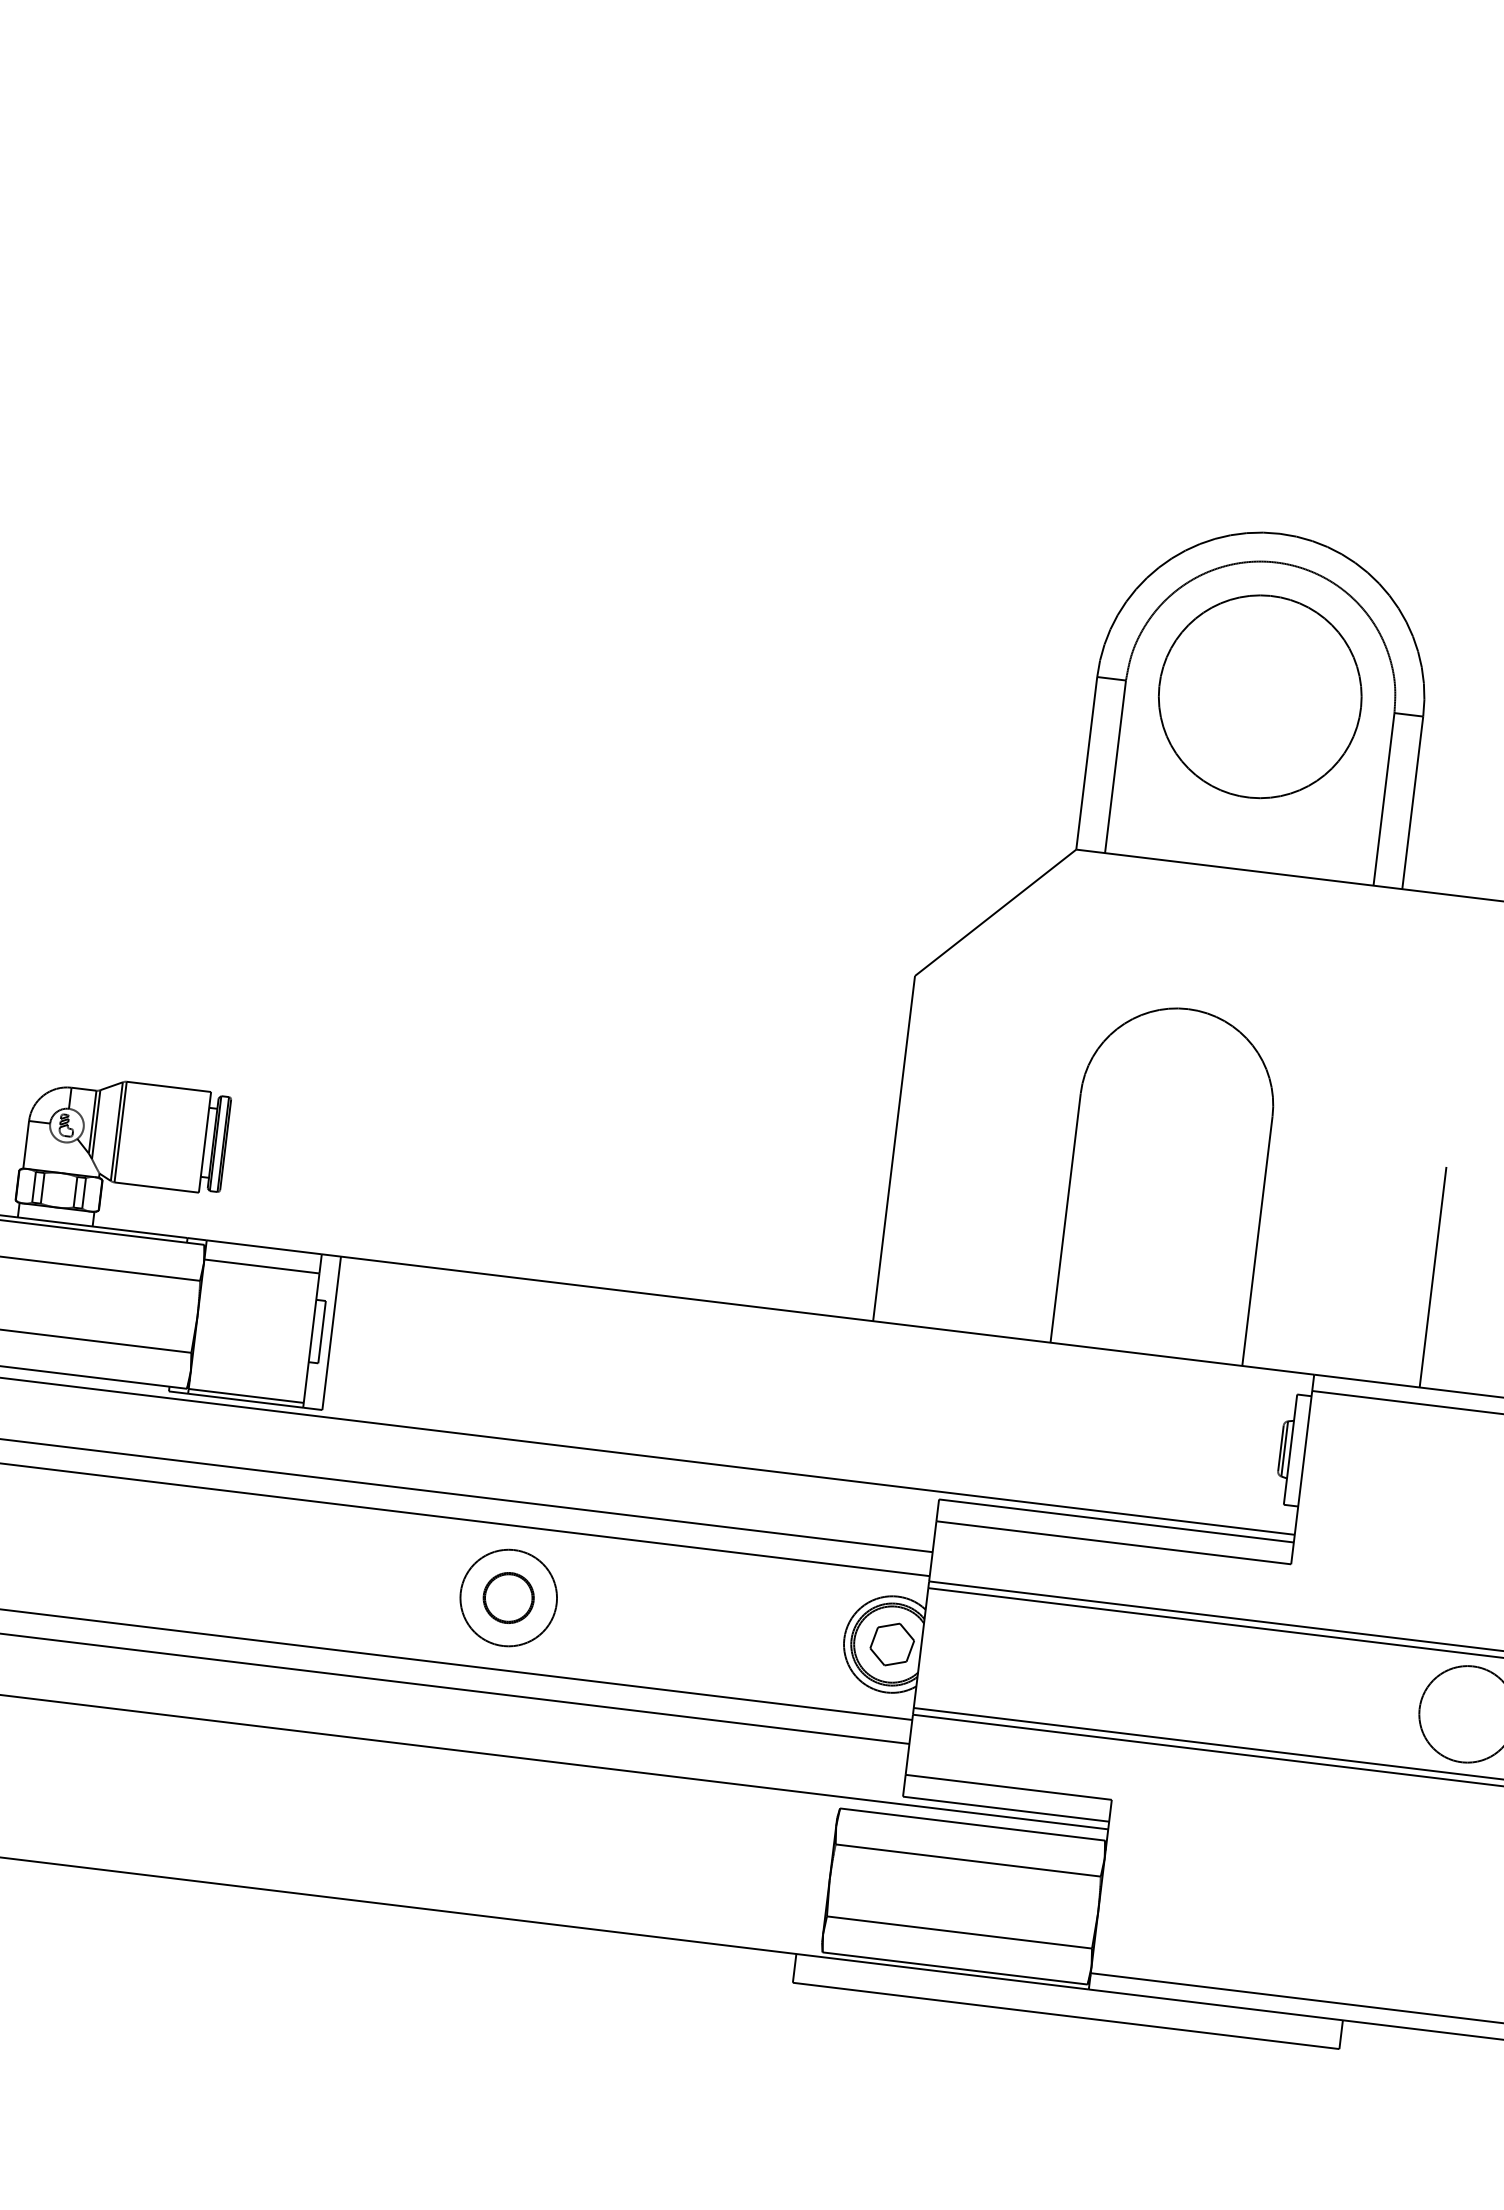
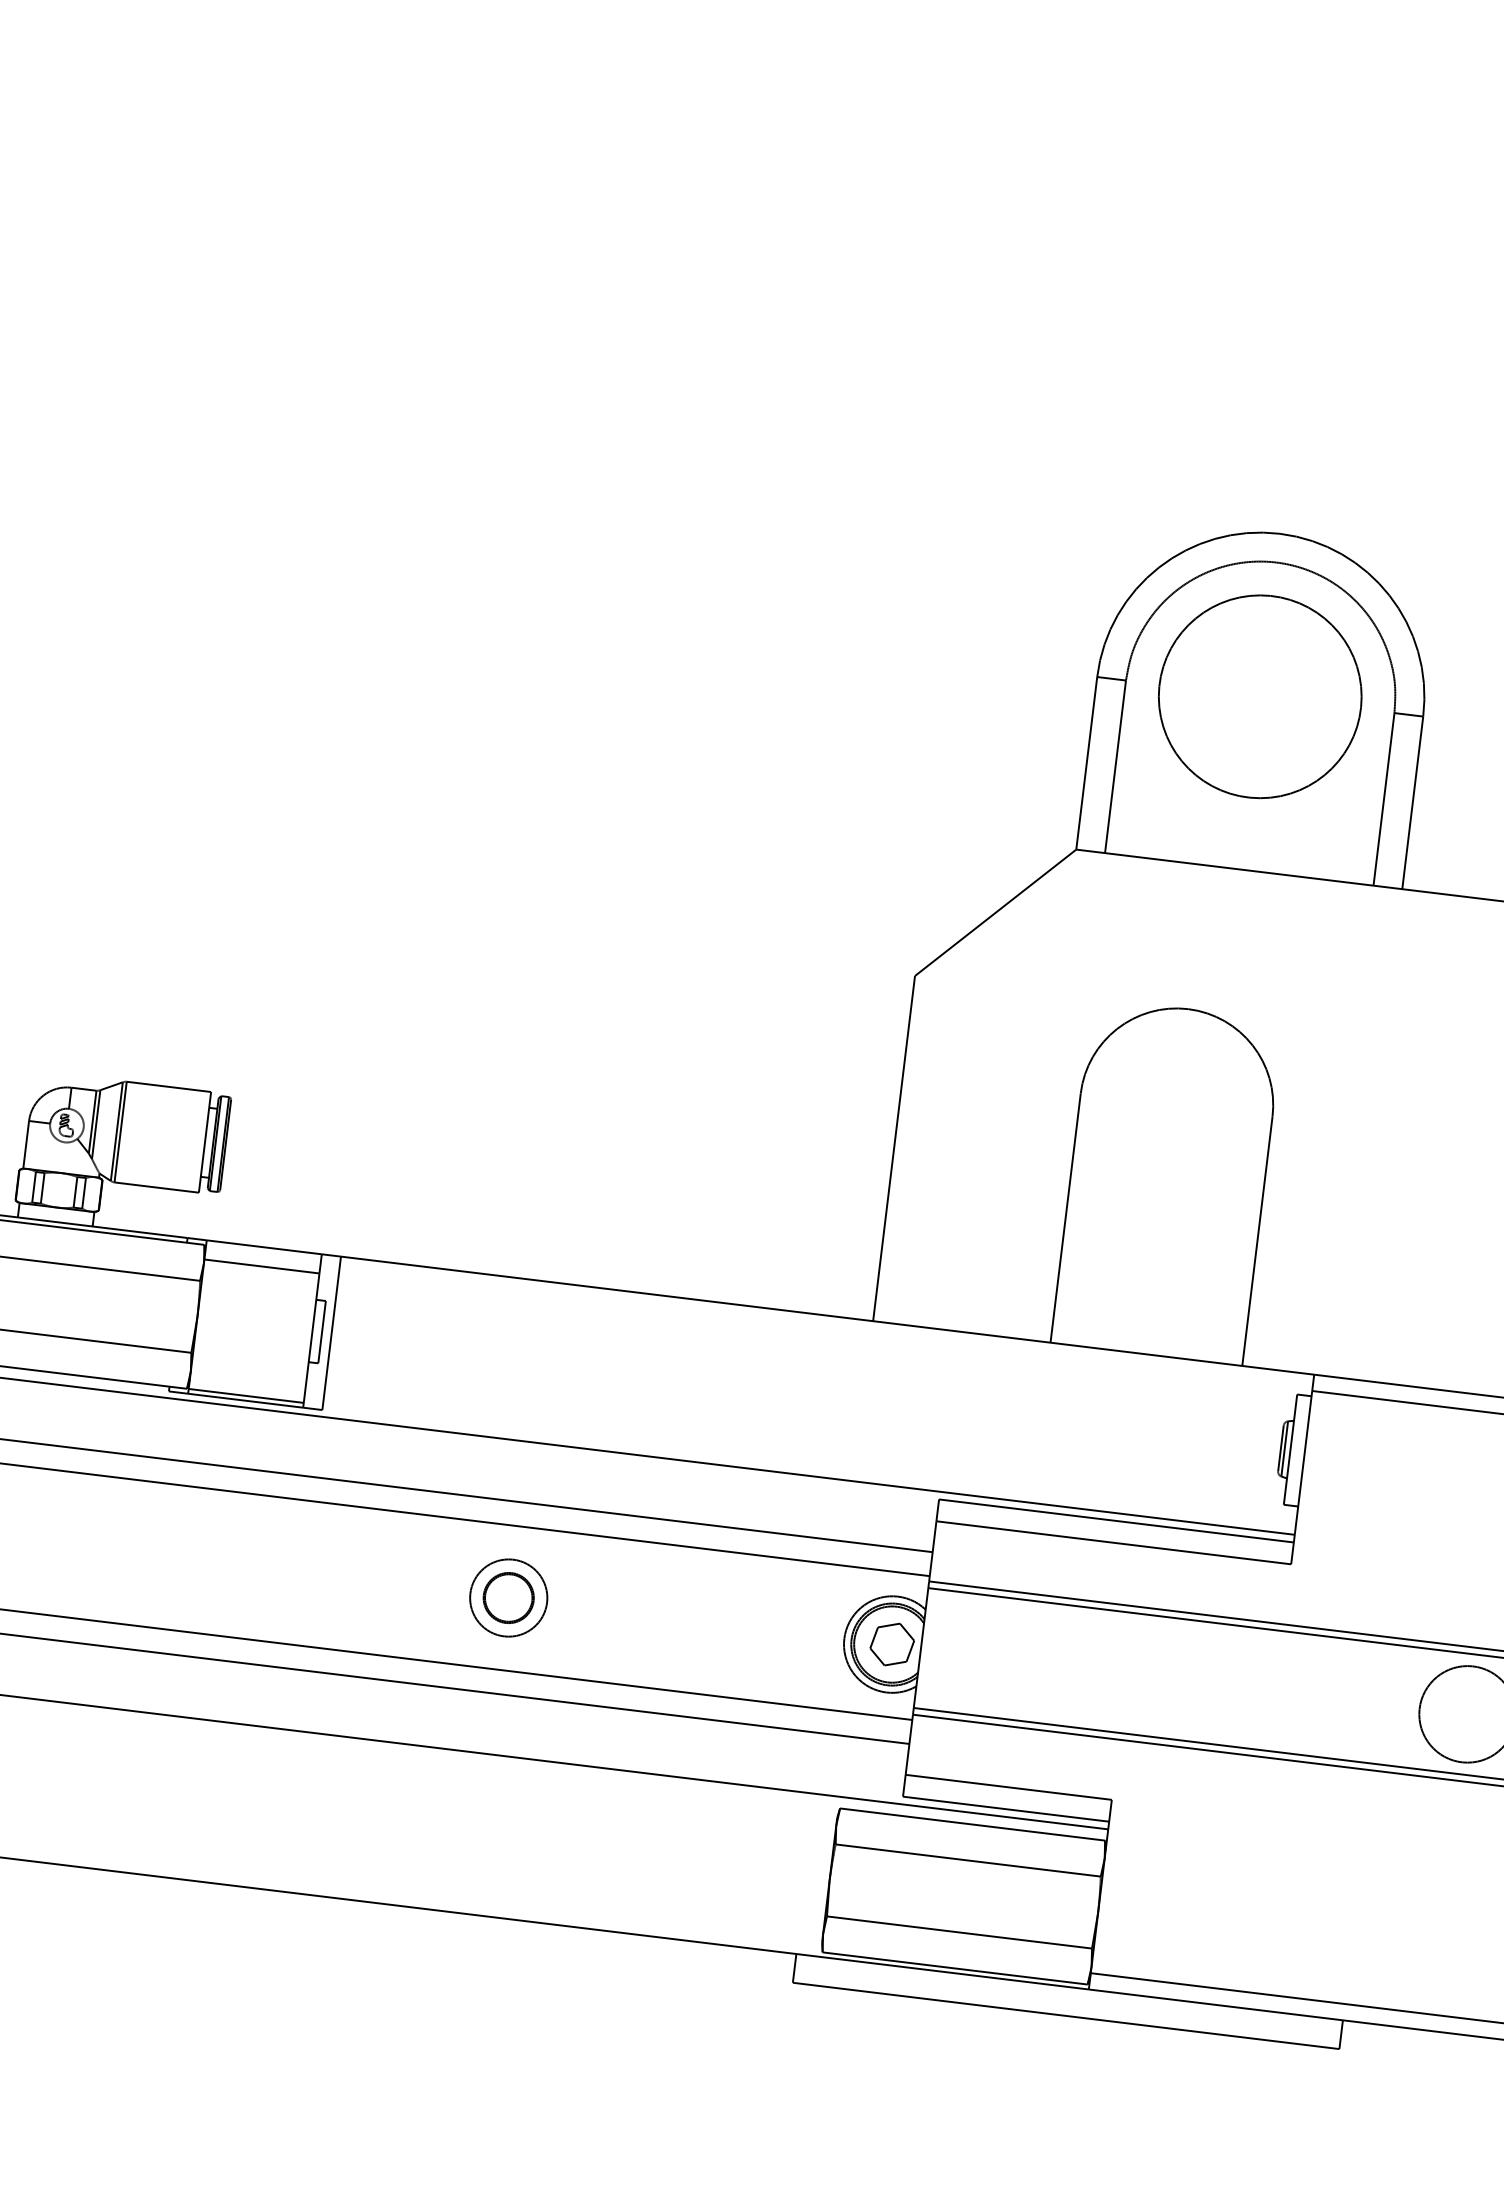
line: present -> none (1432, 1276)
circle diameter: 97 px -> 77 px (508, 1597)
